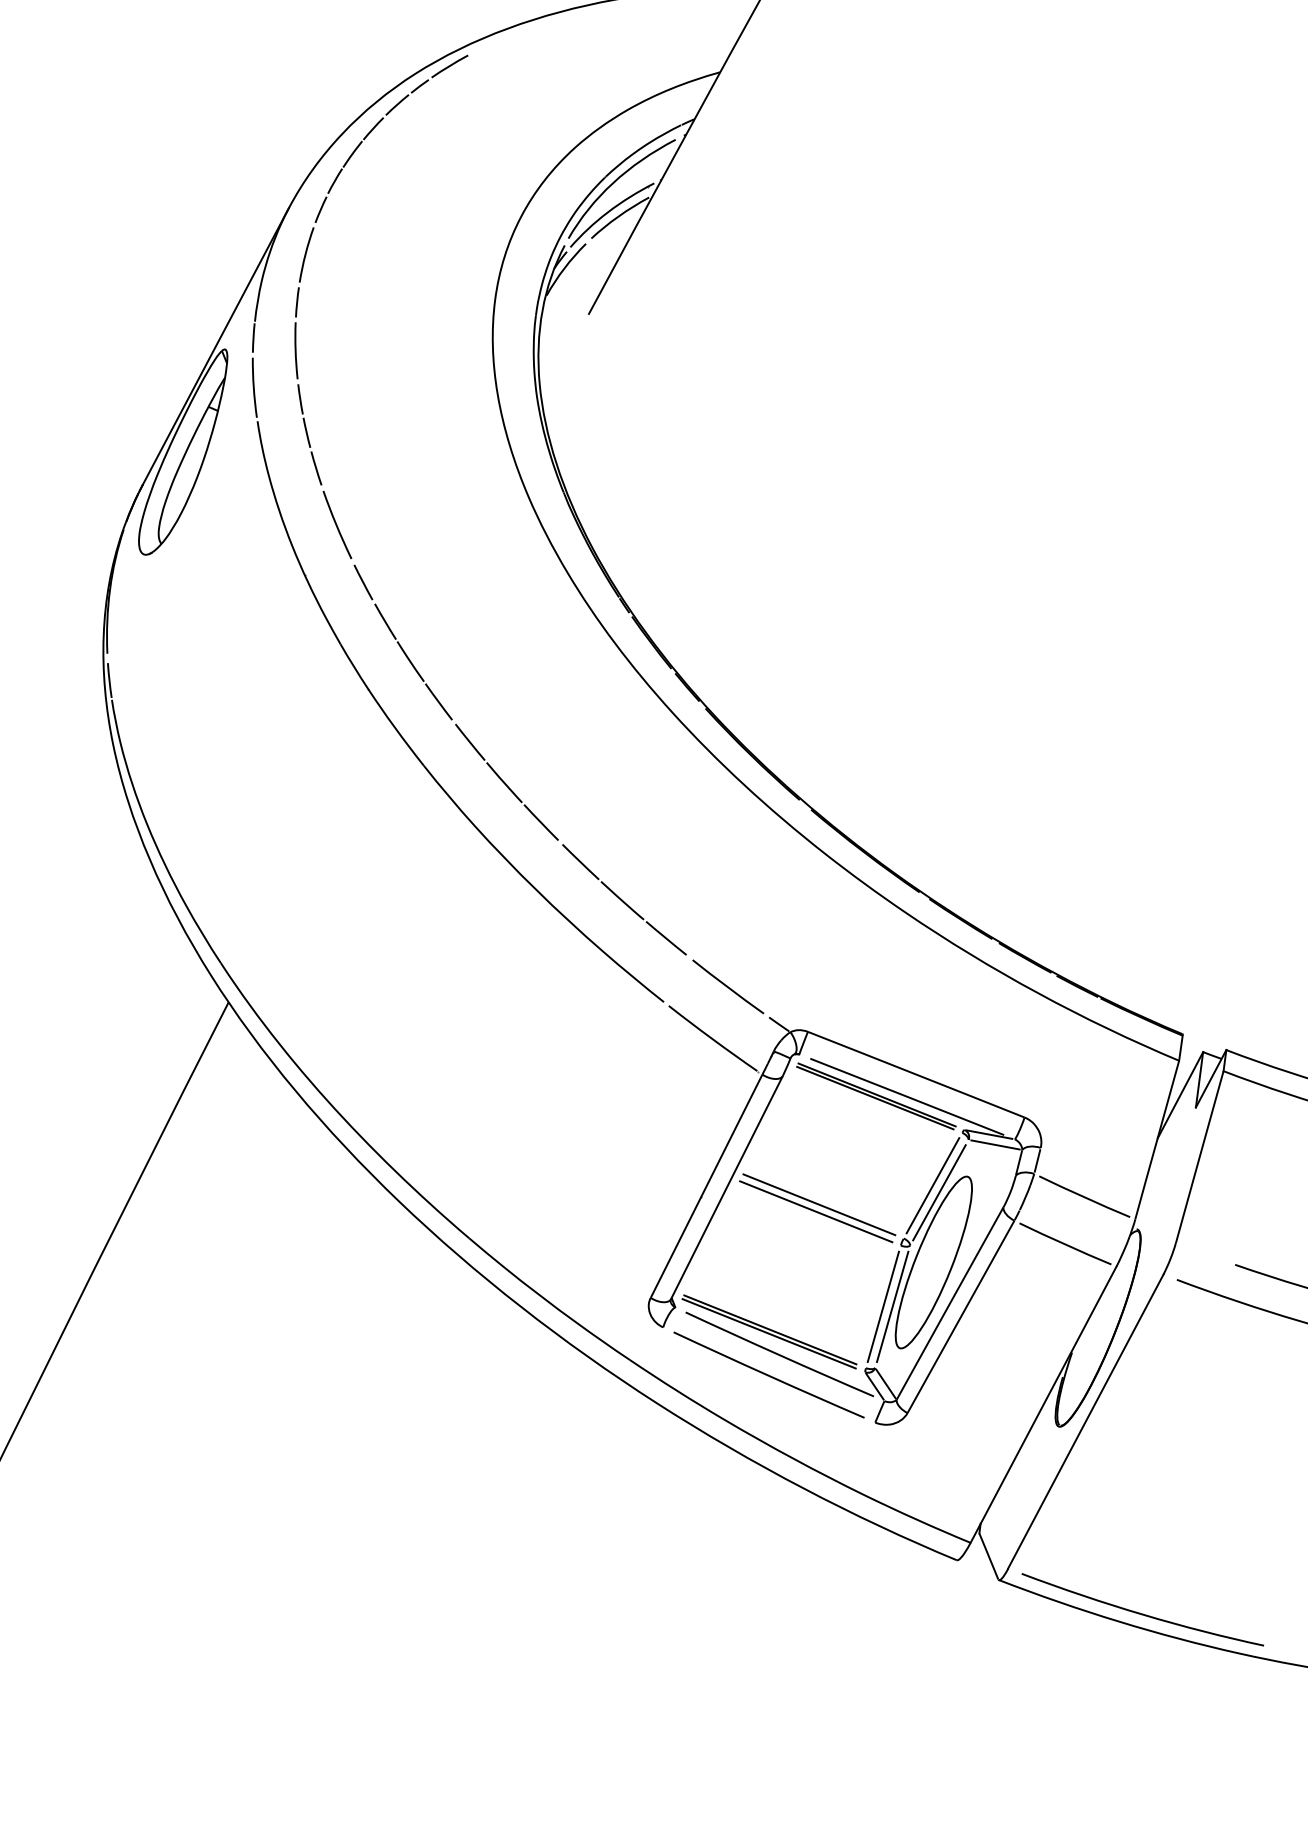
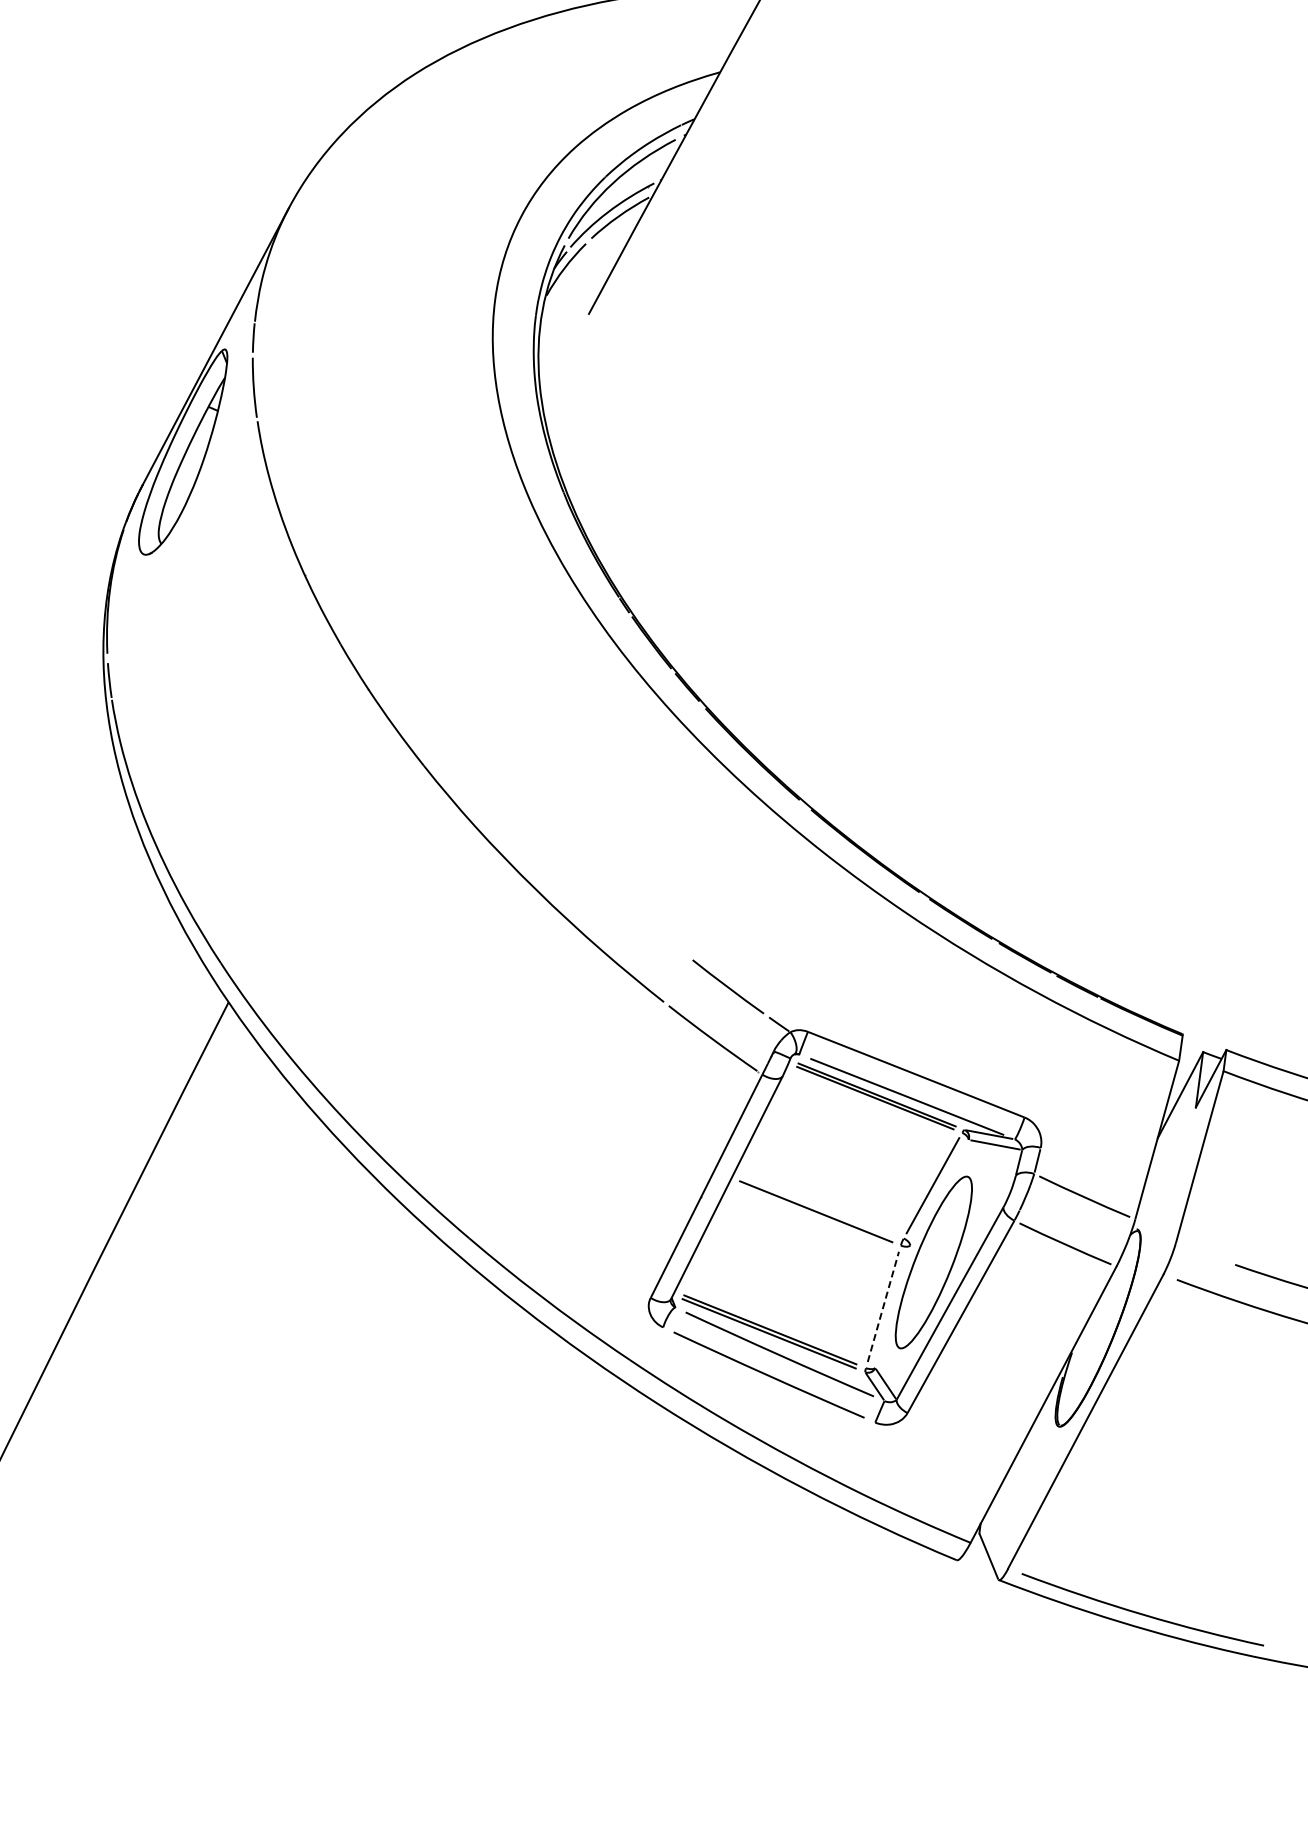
part: present -> none (358, 570)
line: present -> none (939, 1192)
line: present -> none (819, 1204)
line: solid -> dashed (883, 1306)
line: present -> none (892, 1306)
